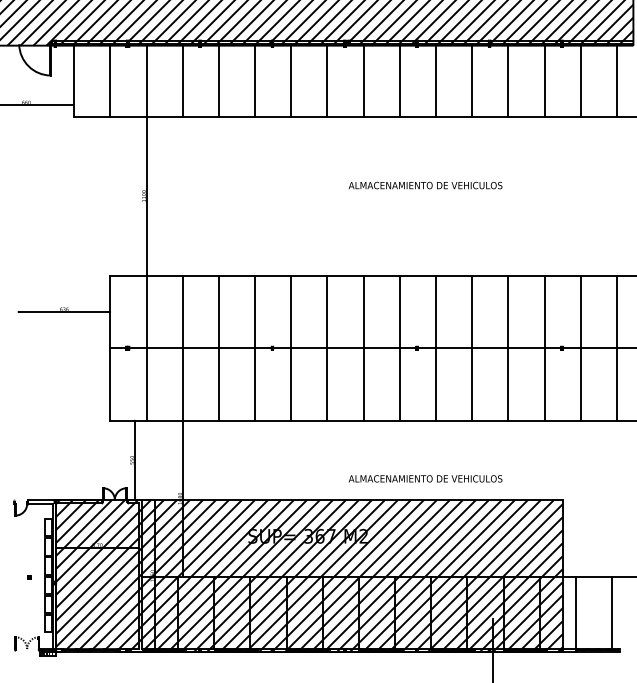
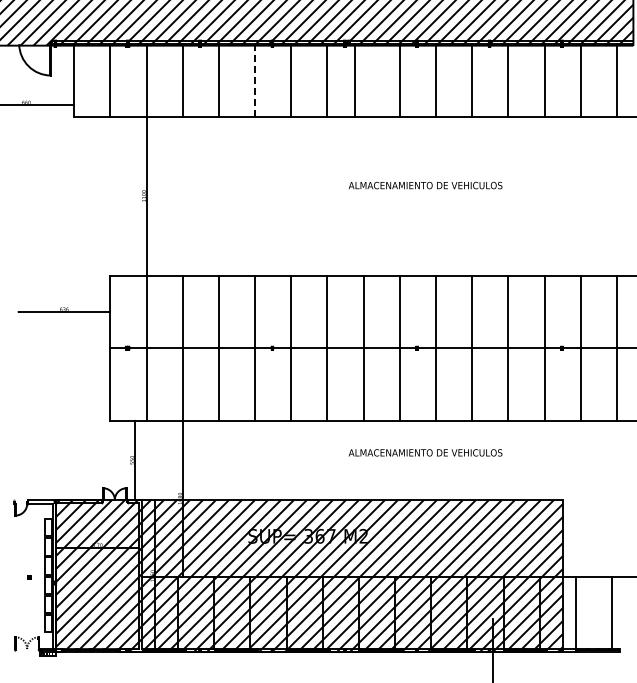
line: solid -> dashed (255, 79)
line position: (363, 80) -> (354, 80) (354, 80)
text position: (425, 478) -> (425, 452) (425, 452)
